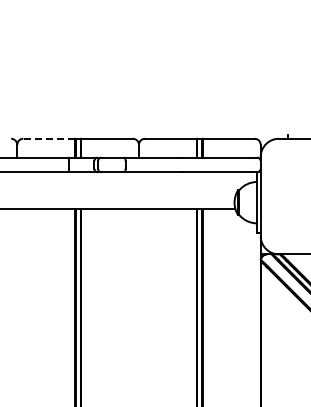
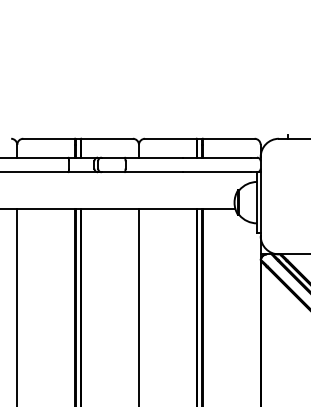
line: dashed -> solid (49, 138)
line: none -> present (17, 305)
line: none -> present (138, 305)
